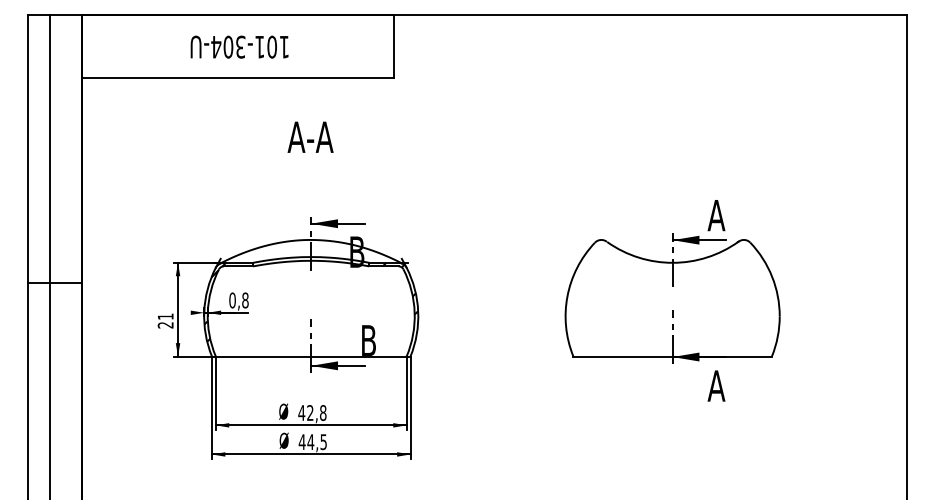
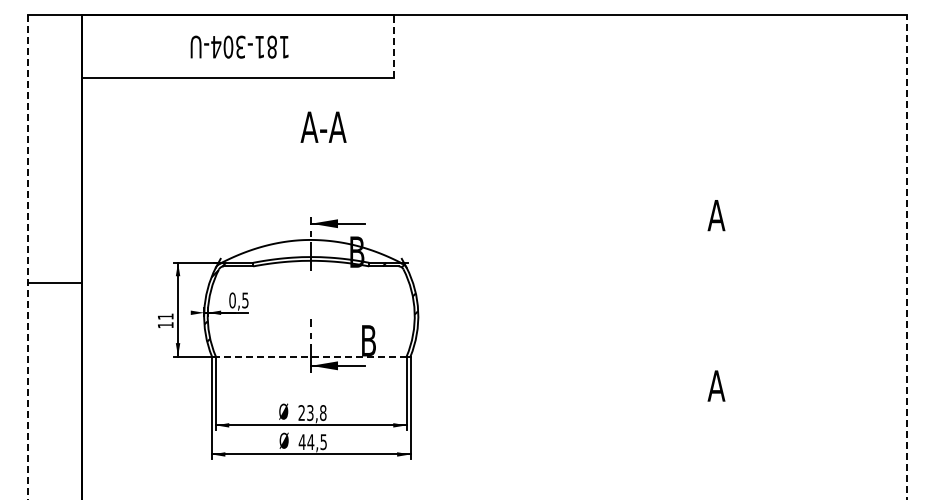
line: solid -> dashed (393, 45)
text: 101-304-U -> 181-304-U (271, 47)
text position: (310, 136) -> (323, 126) (323, 126)
line: present -> none (50, 255)
line: solid -> dashed (28, 257)
line: solid -> dashed (906, 257)
part: present -> none (672, 298)
text: 0,8 -> 0,5 (245, 300)
text: 21 -> 11 (165, 325)
line: solid -> dashed (310, 356)
text: 42,8 -> 23,8 (305, 413)
